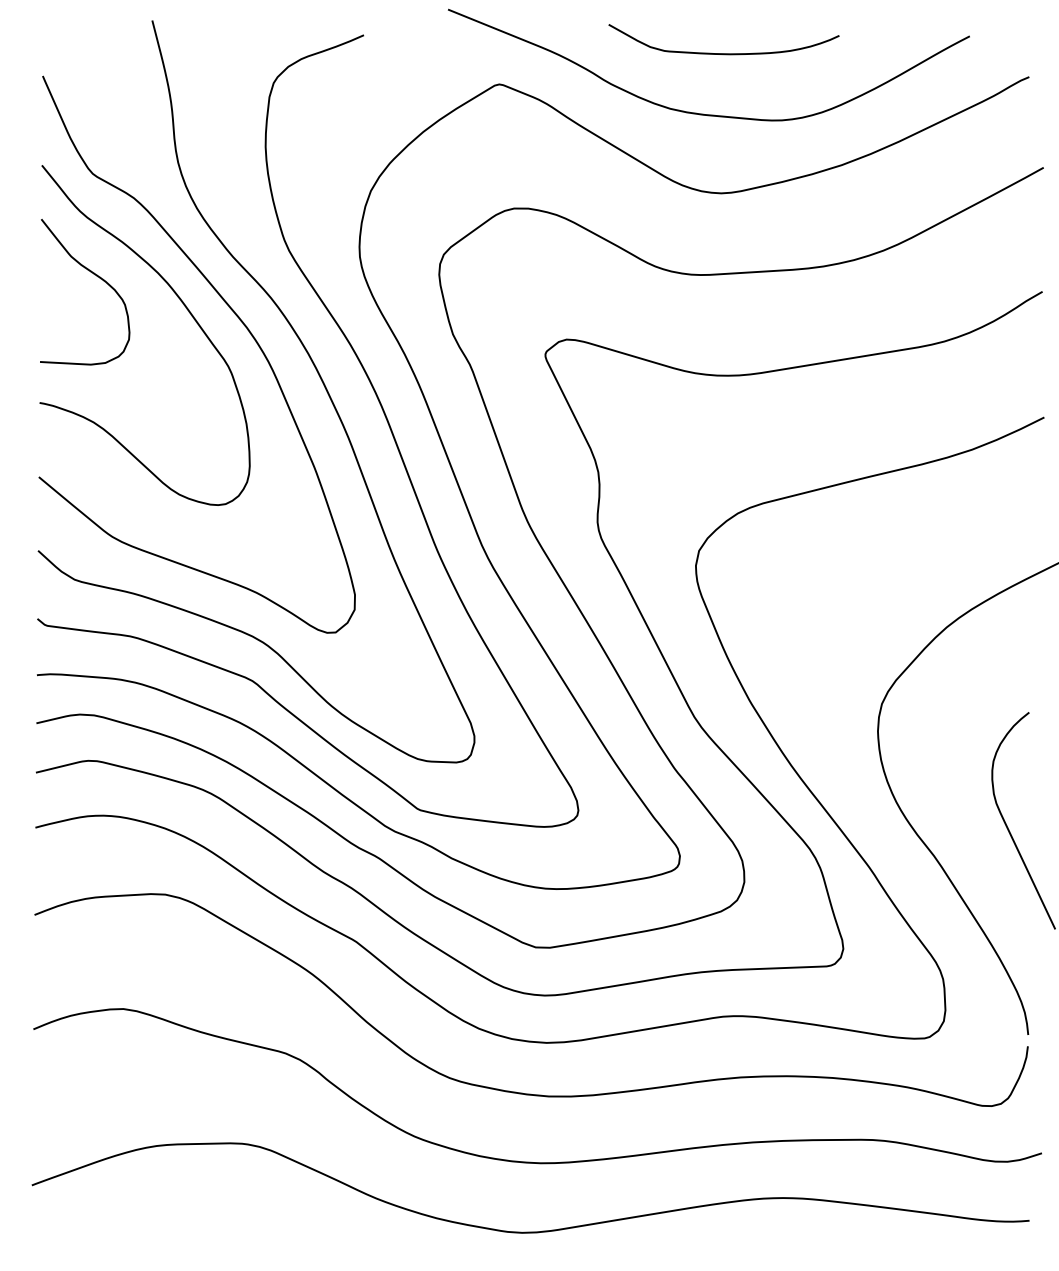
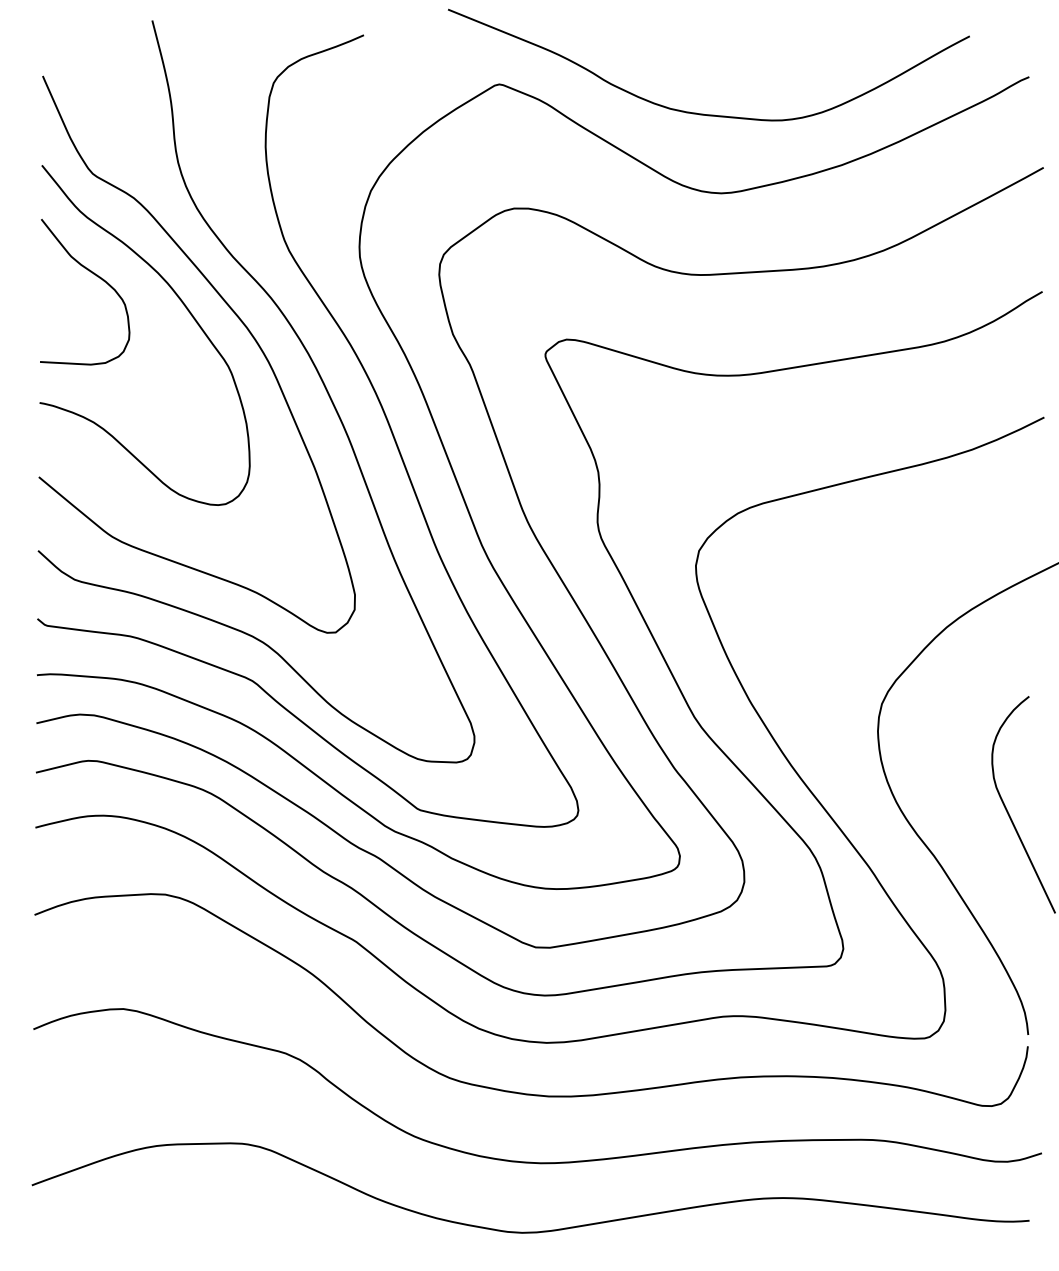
curve: present -> none (723, 53)
curve position: (1008, 827) -> (1008, 811) (1008, 811)
